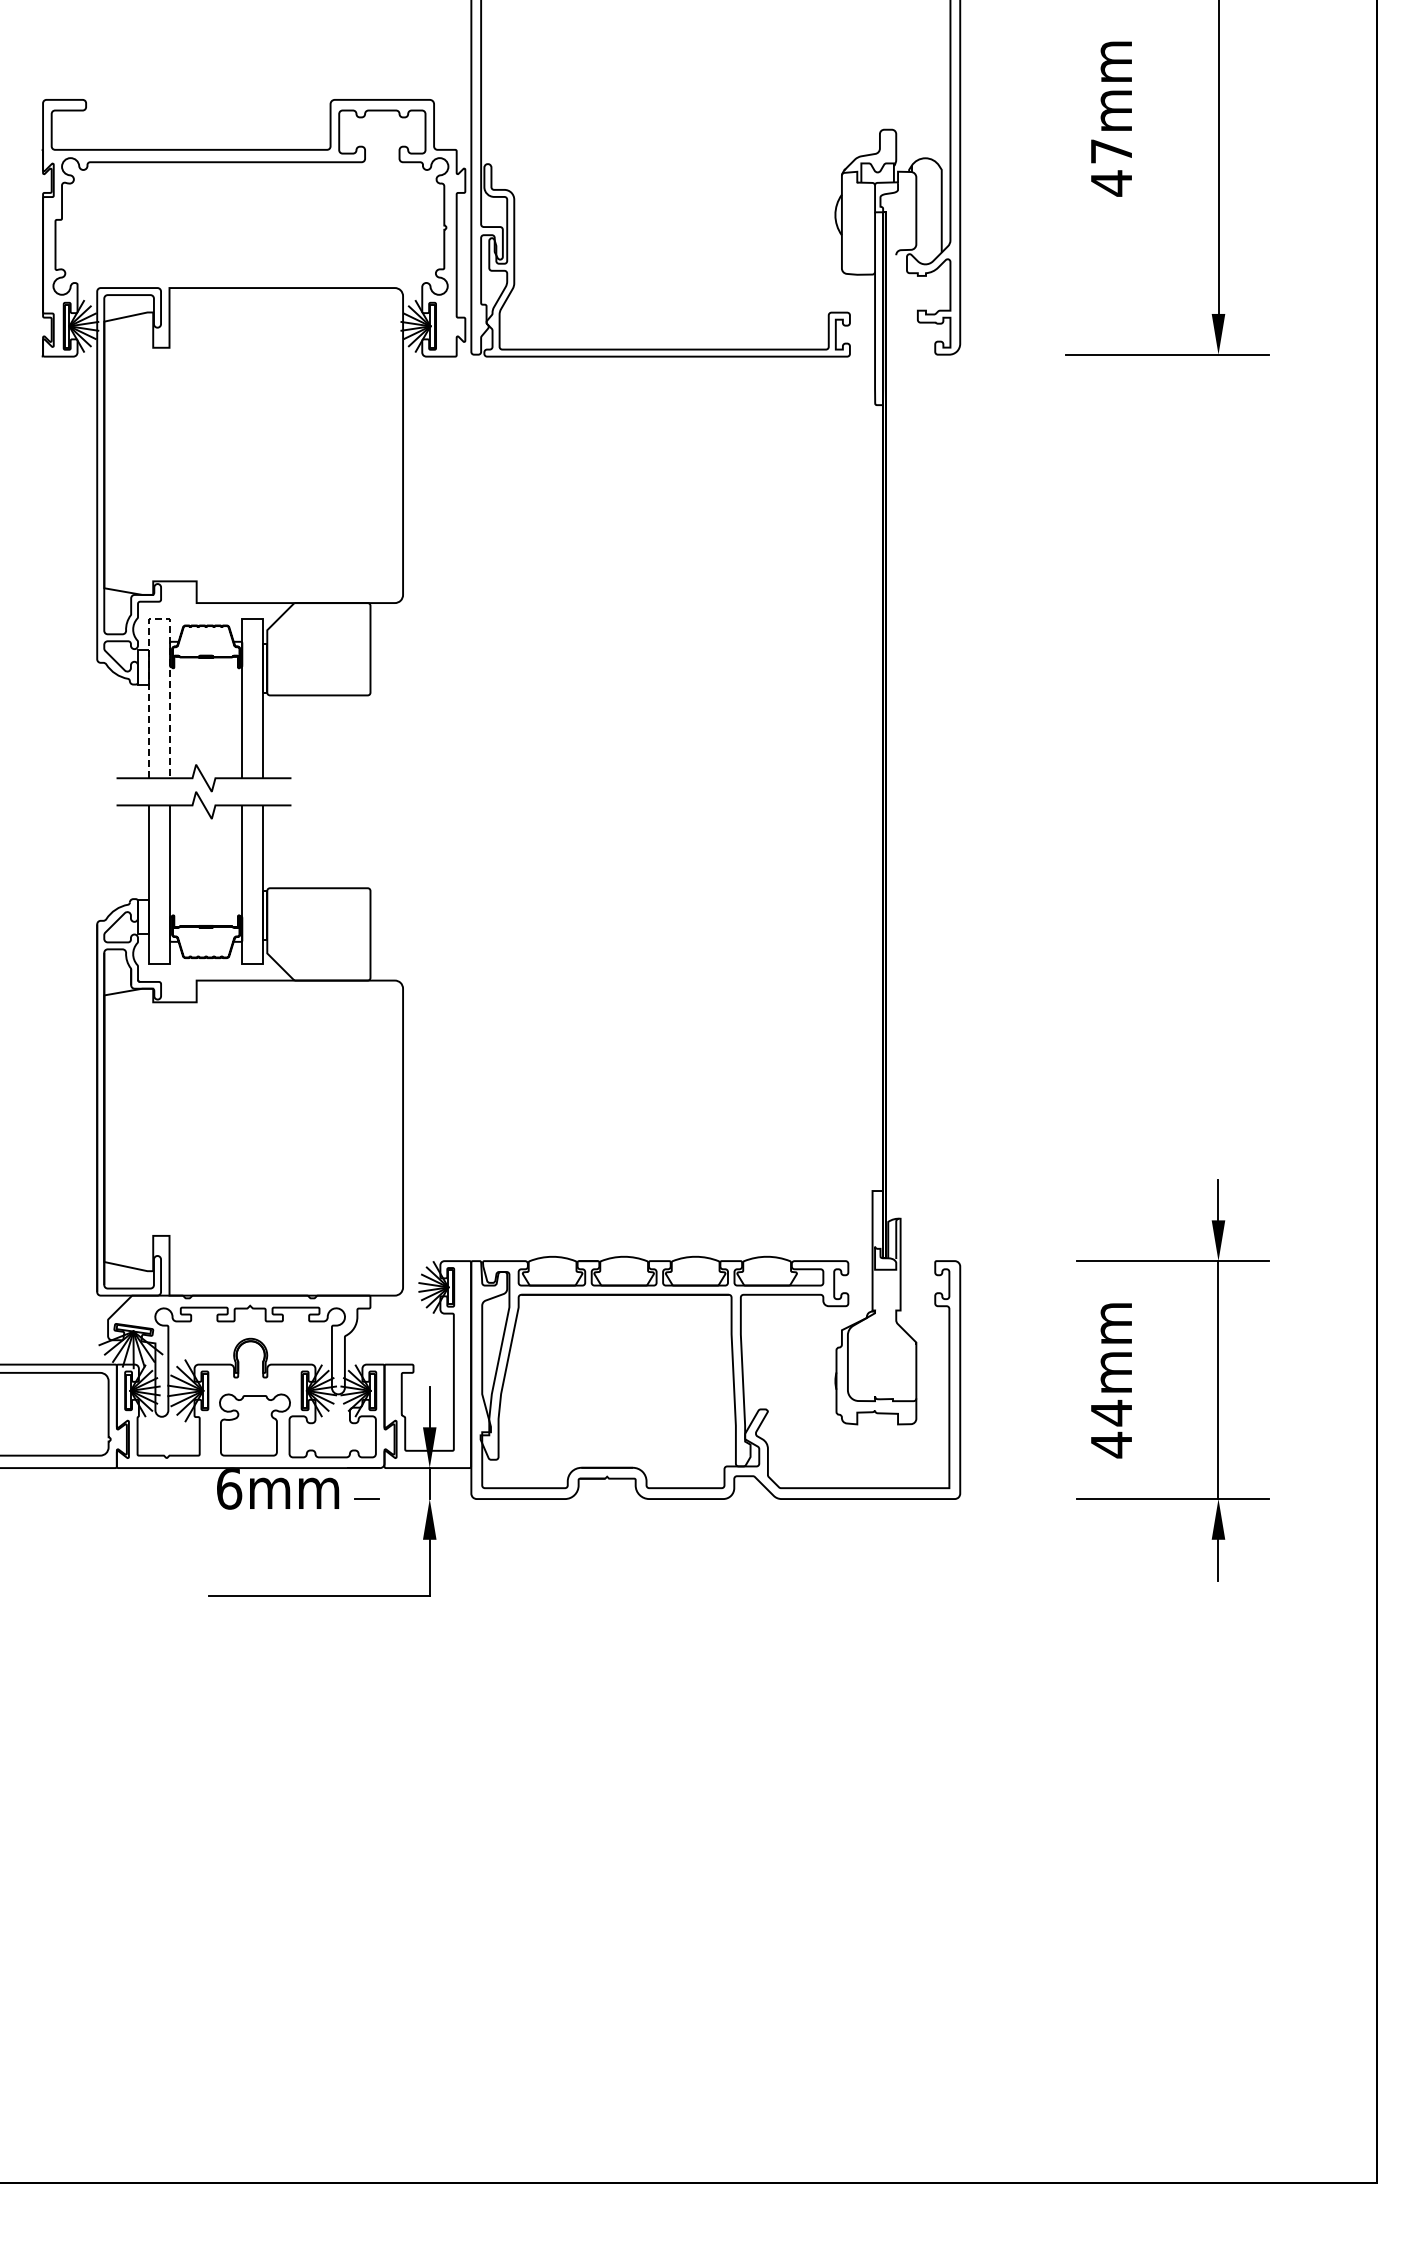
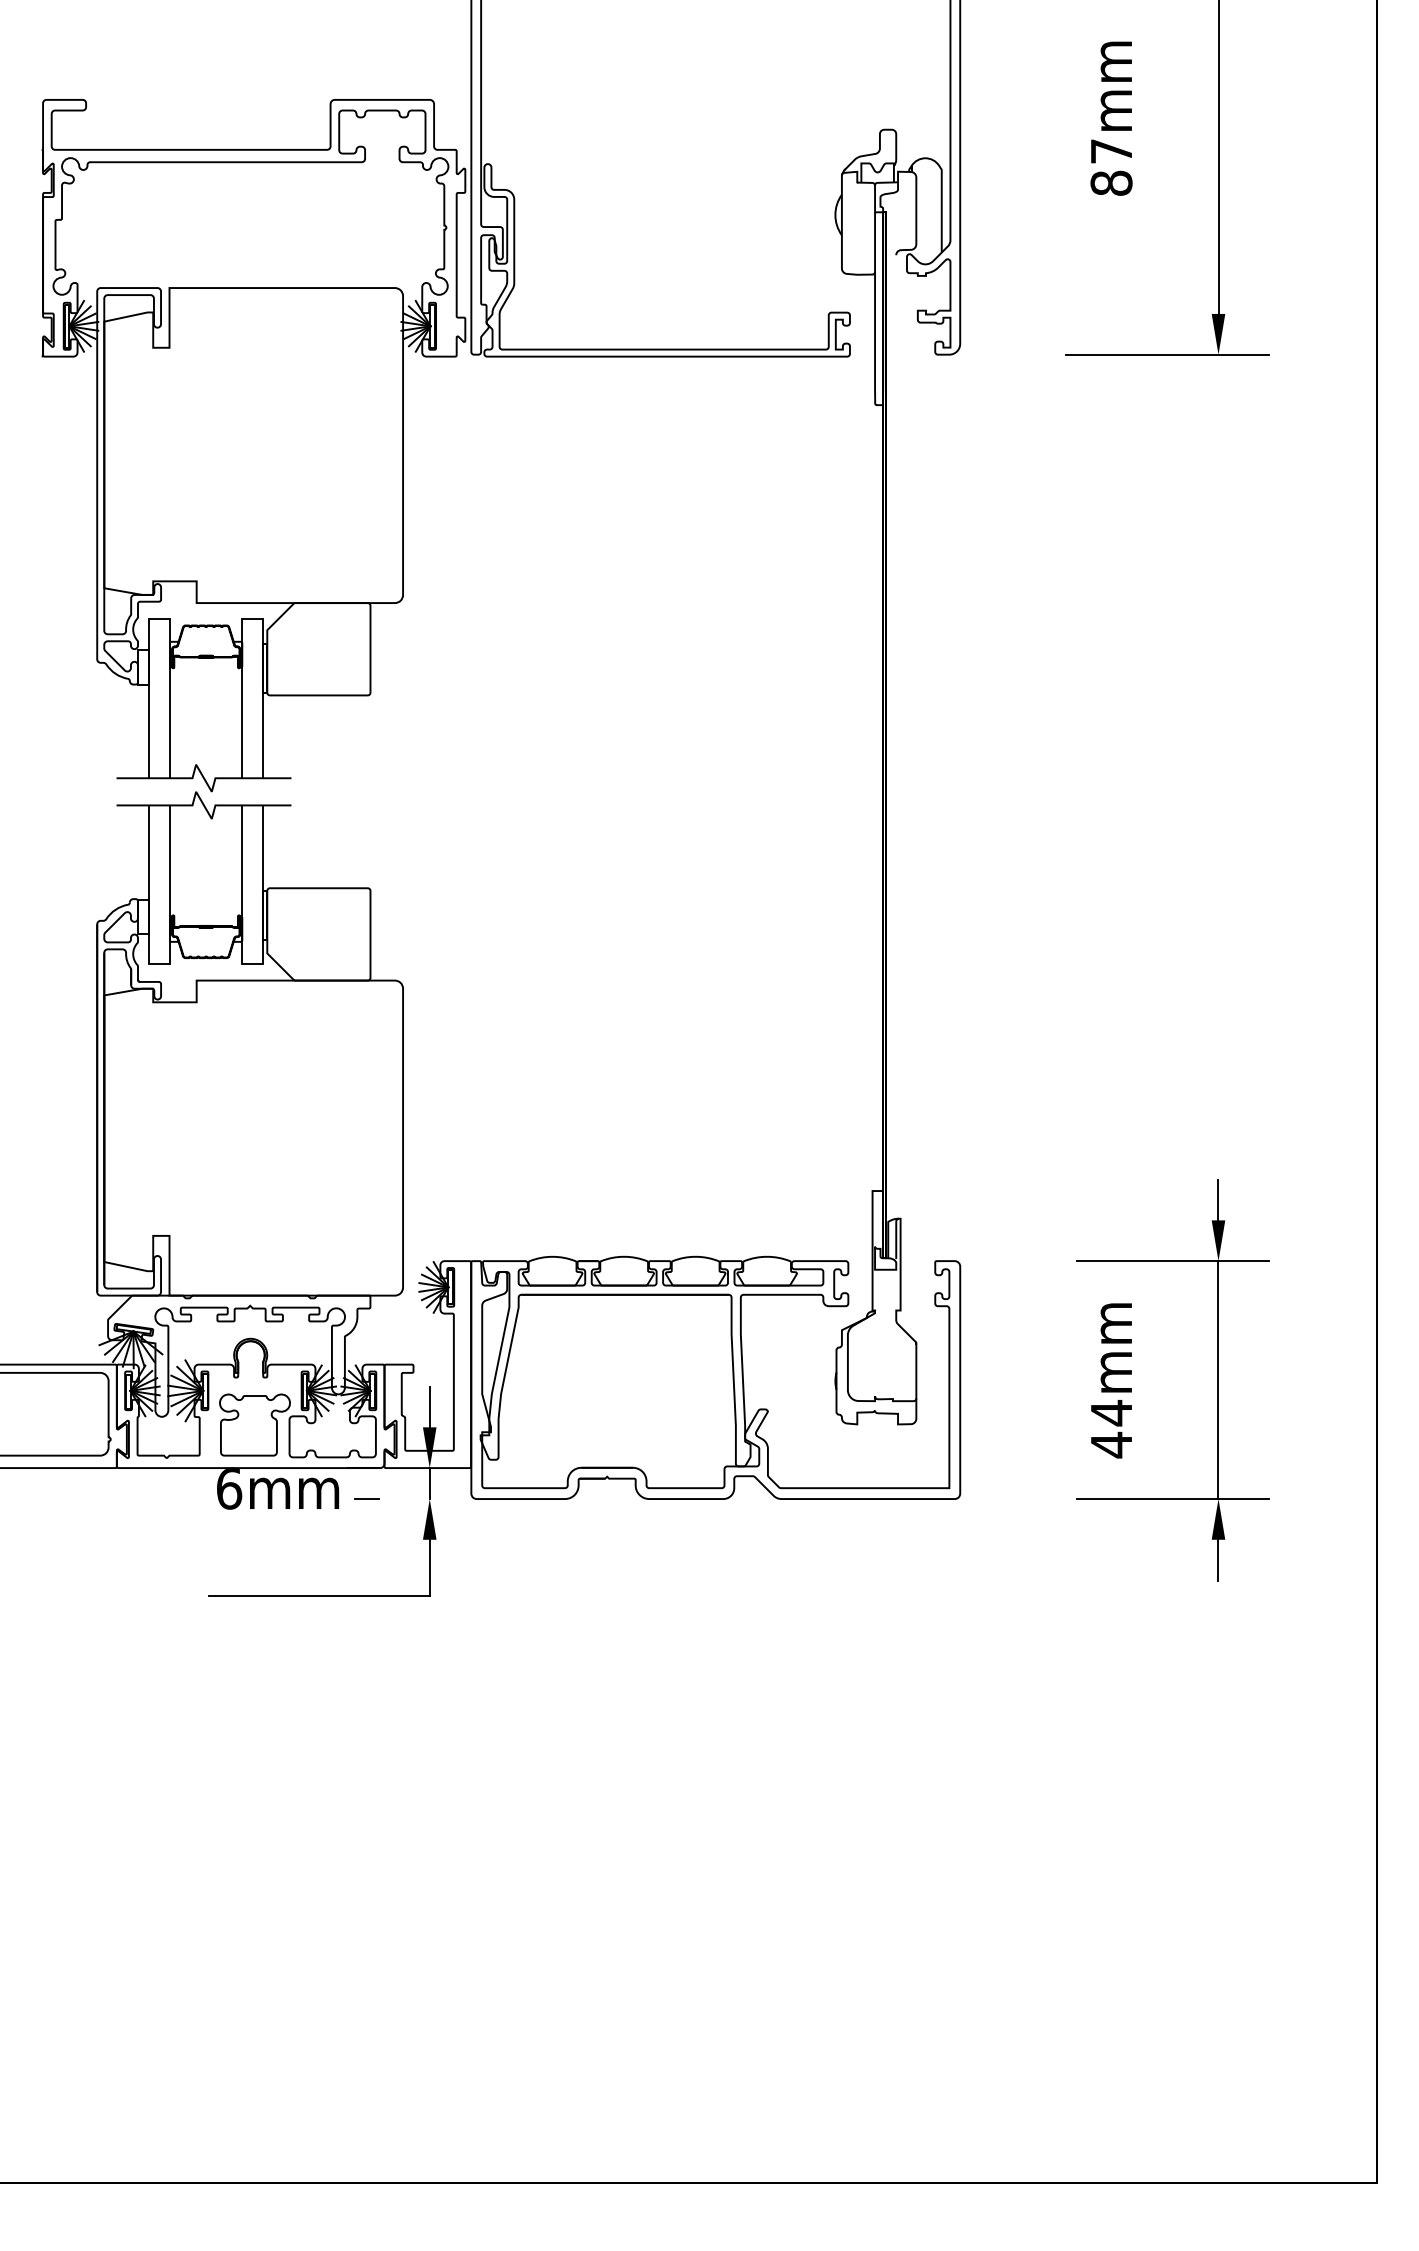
text: 47mm -> 87mm (1111, 183)
line: dashed -> solid (159, 619)
